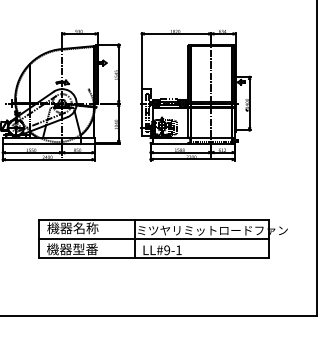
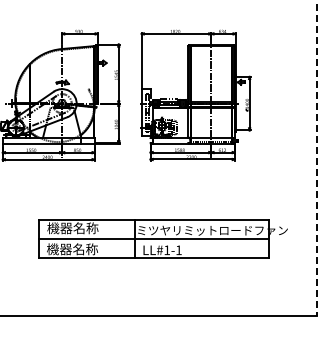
line: solid -> dashed (317, 158)
text: 機器型番 -> 機器名称 (85, 249)
text: LL#9-1 -> LL#1-1 (167, 250)
